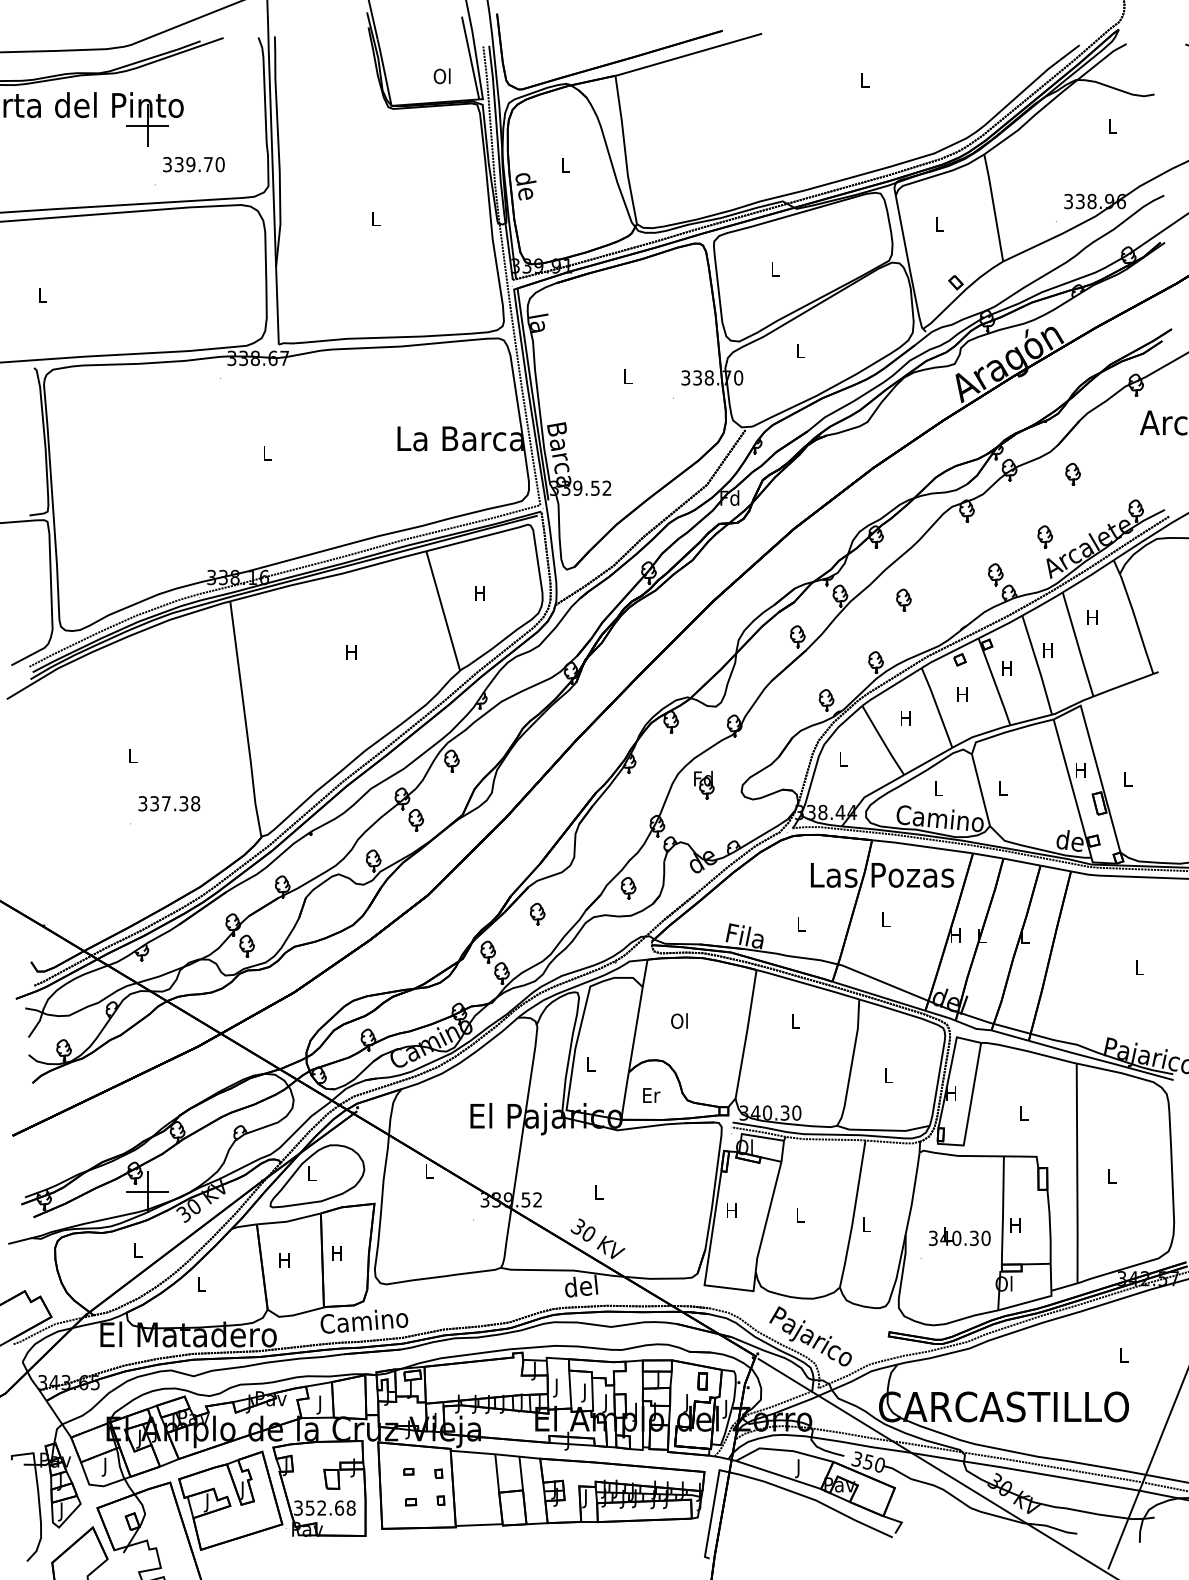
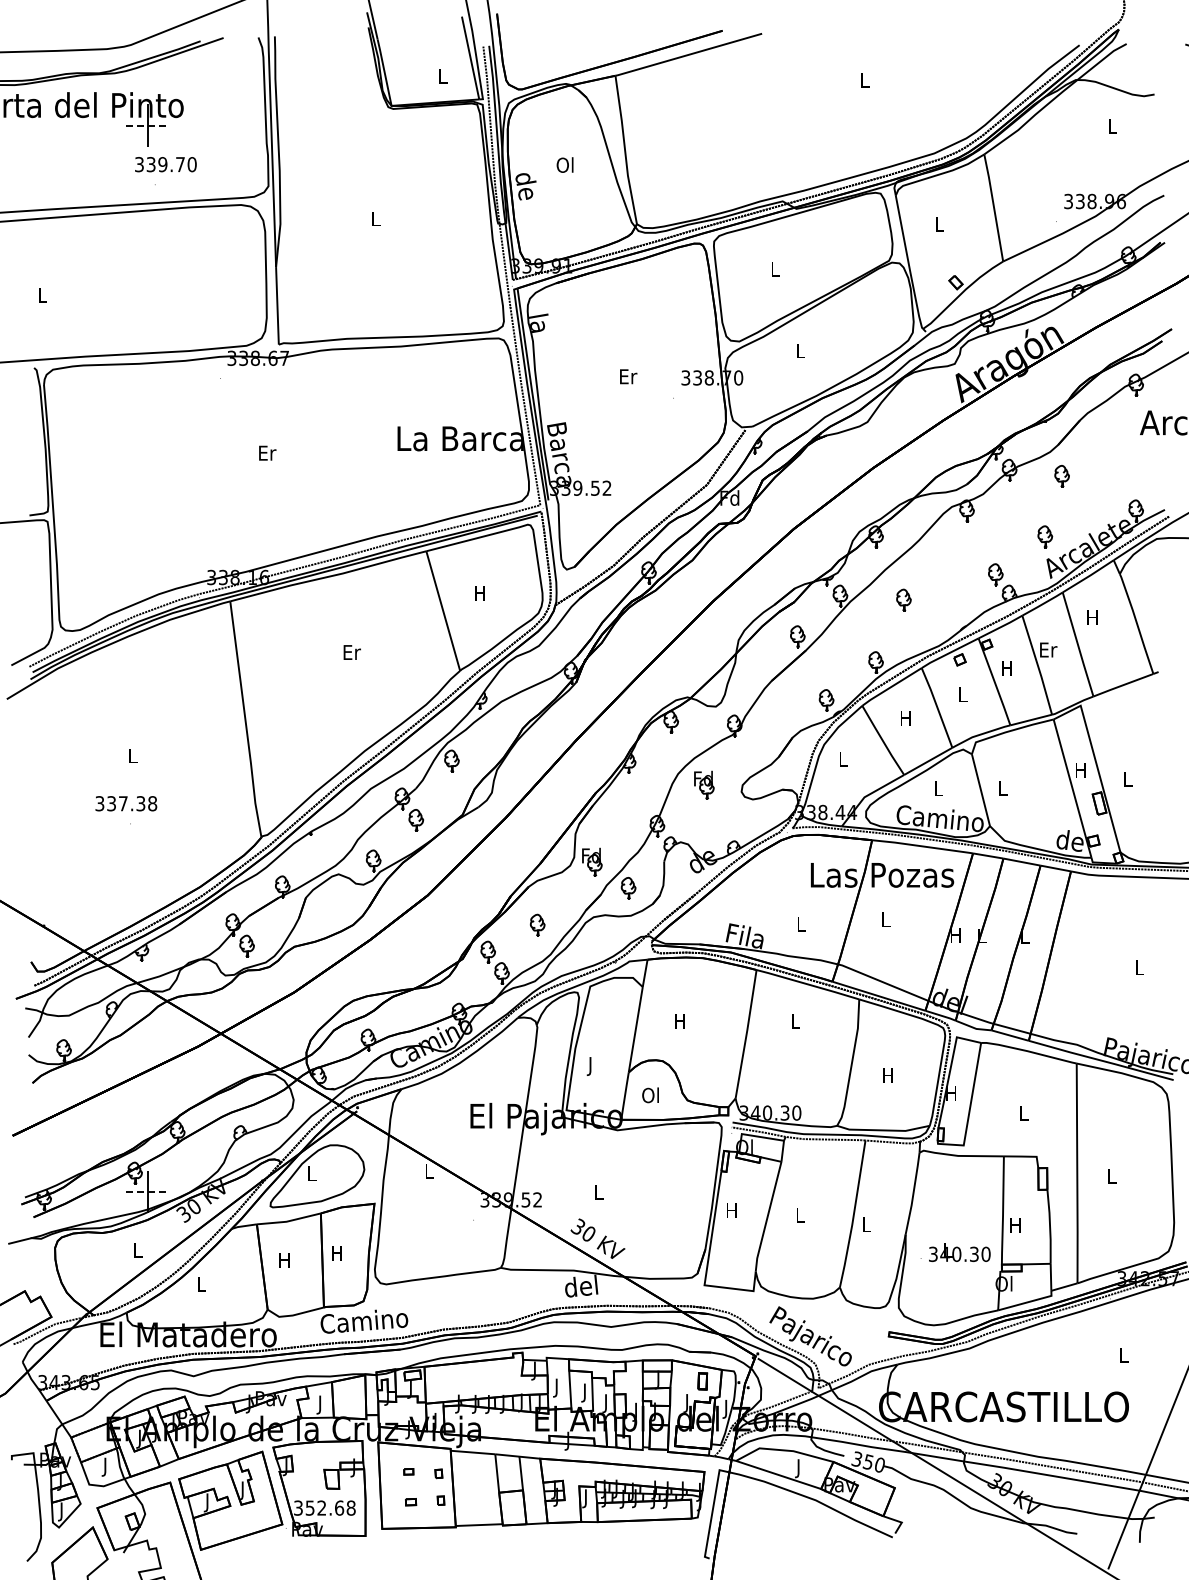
text: Ol -> L (441, 76)
line: solid -> dashed (148, 125)
text position: (193, 164) -> (165, 164) (165, 164)
text: L -> Ol (564, 164)
text: L -> Er (628, 376)
text: L -> Er (267, 452)
part position: (1072, 474) -> (1061, 476) (1061, 476)
text: H -> Er (1048, 649)
text: H -> Er (351, 652)
text: H -> L (962, 694)
text position: (169, 803) -> (126, 803) (126, 803)
part: none -> present (592, 861)
part position: (537, 913) -> (537, 924) (537, 924)
text: Ol -> H (679, 1020)
text: L -> J (590, 1066)
text: L -> H (887, 1075)
text: Er -> Ol (651, 1095)
line: solid -> dashed (148, 1192)
text position: (959, 1236) -> (959, 1252) (959, 1252)
